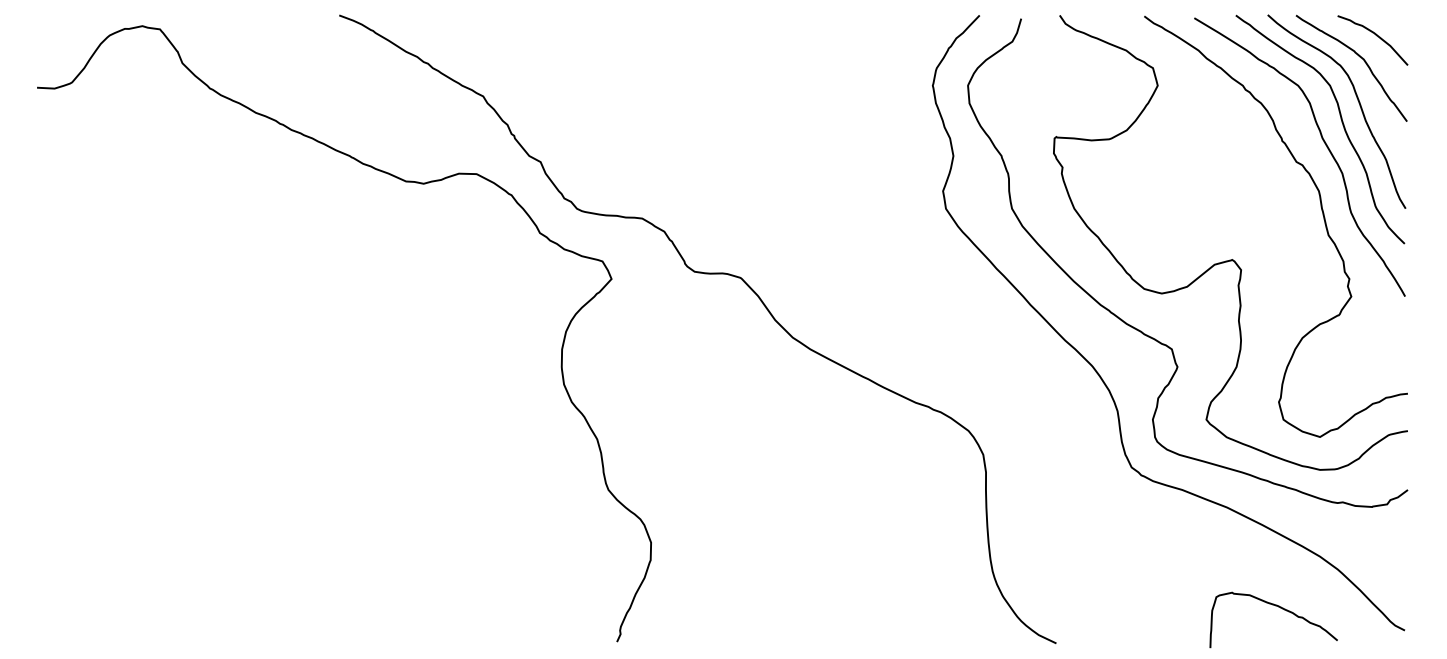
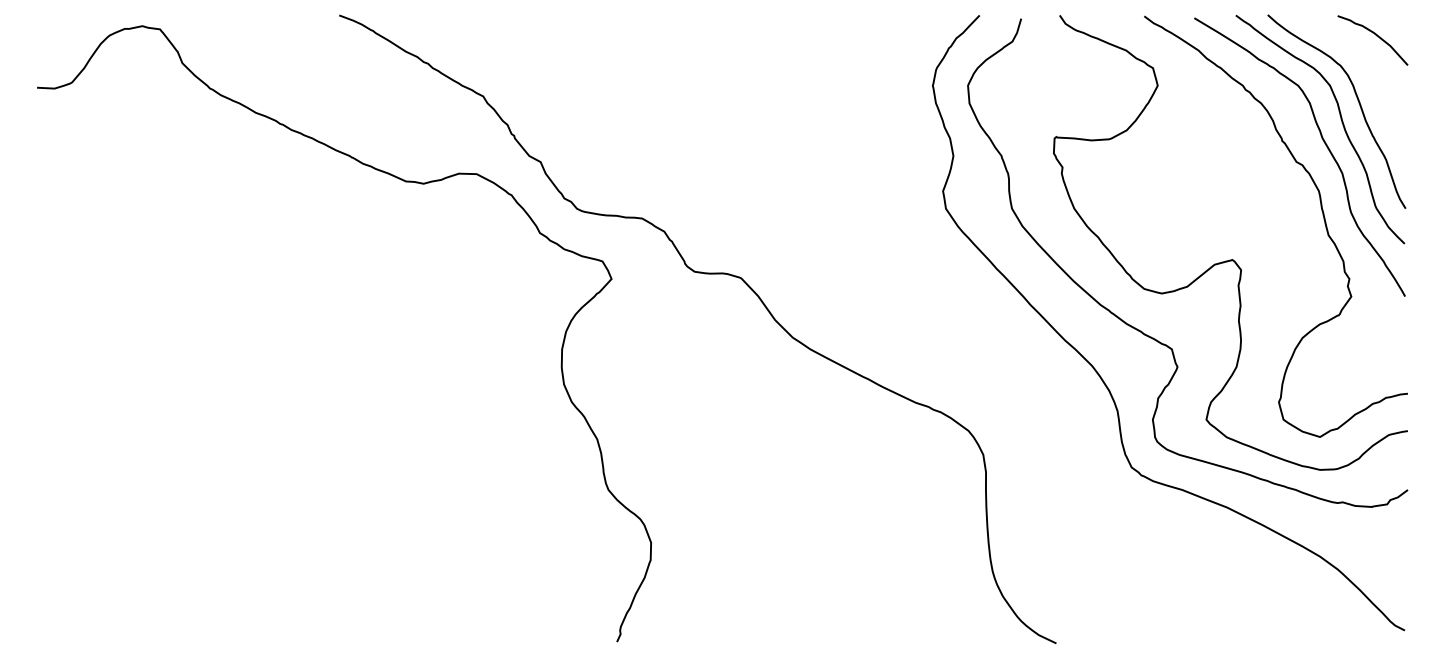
curve: present -> none (1359, 57)
curve: present -> none (1278, 607)
